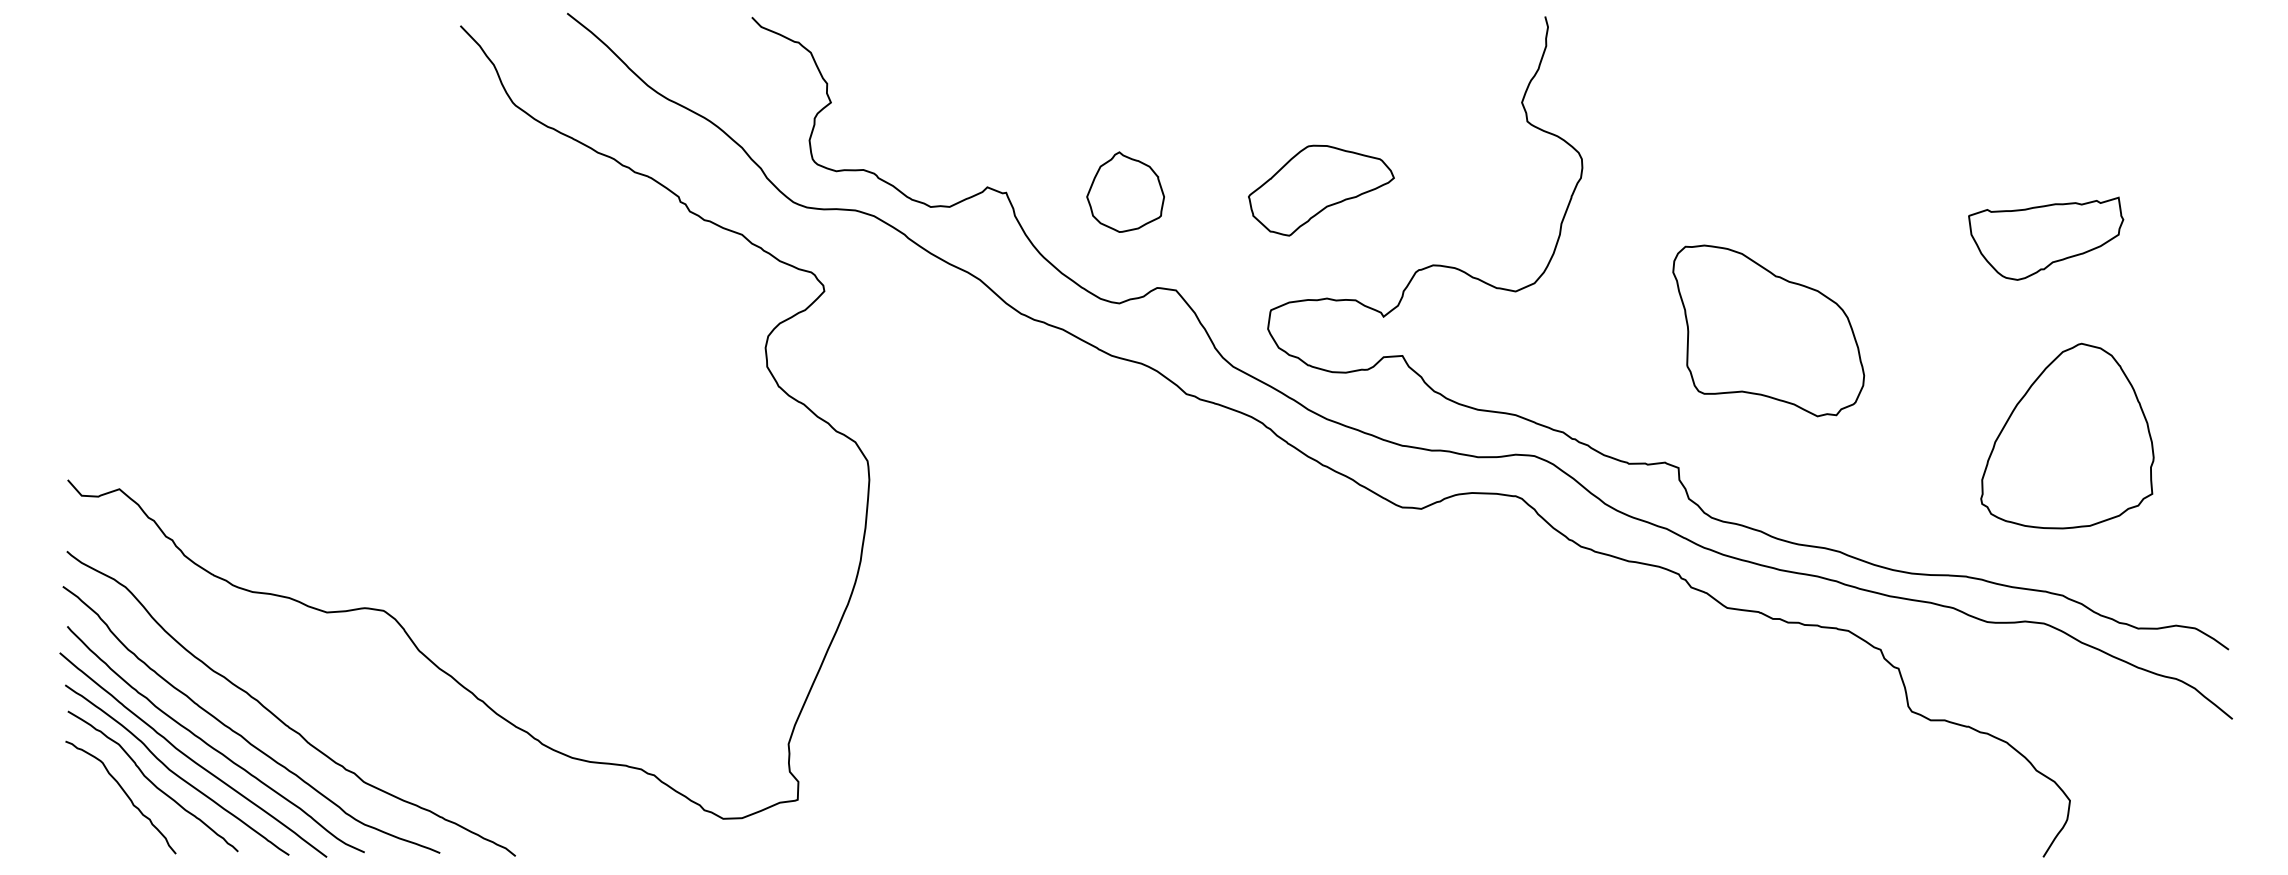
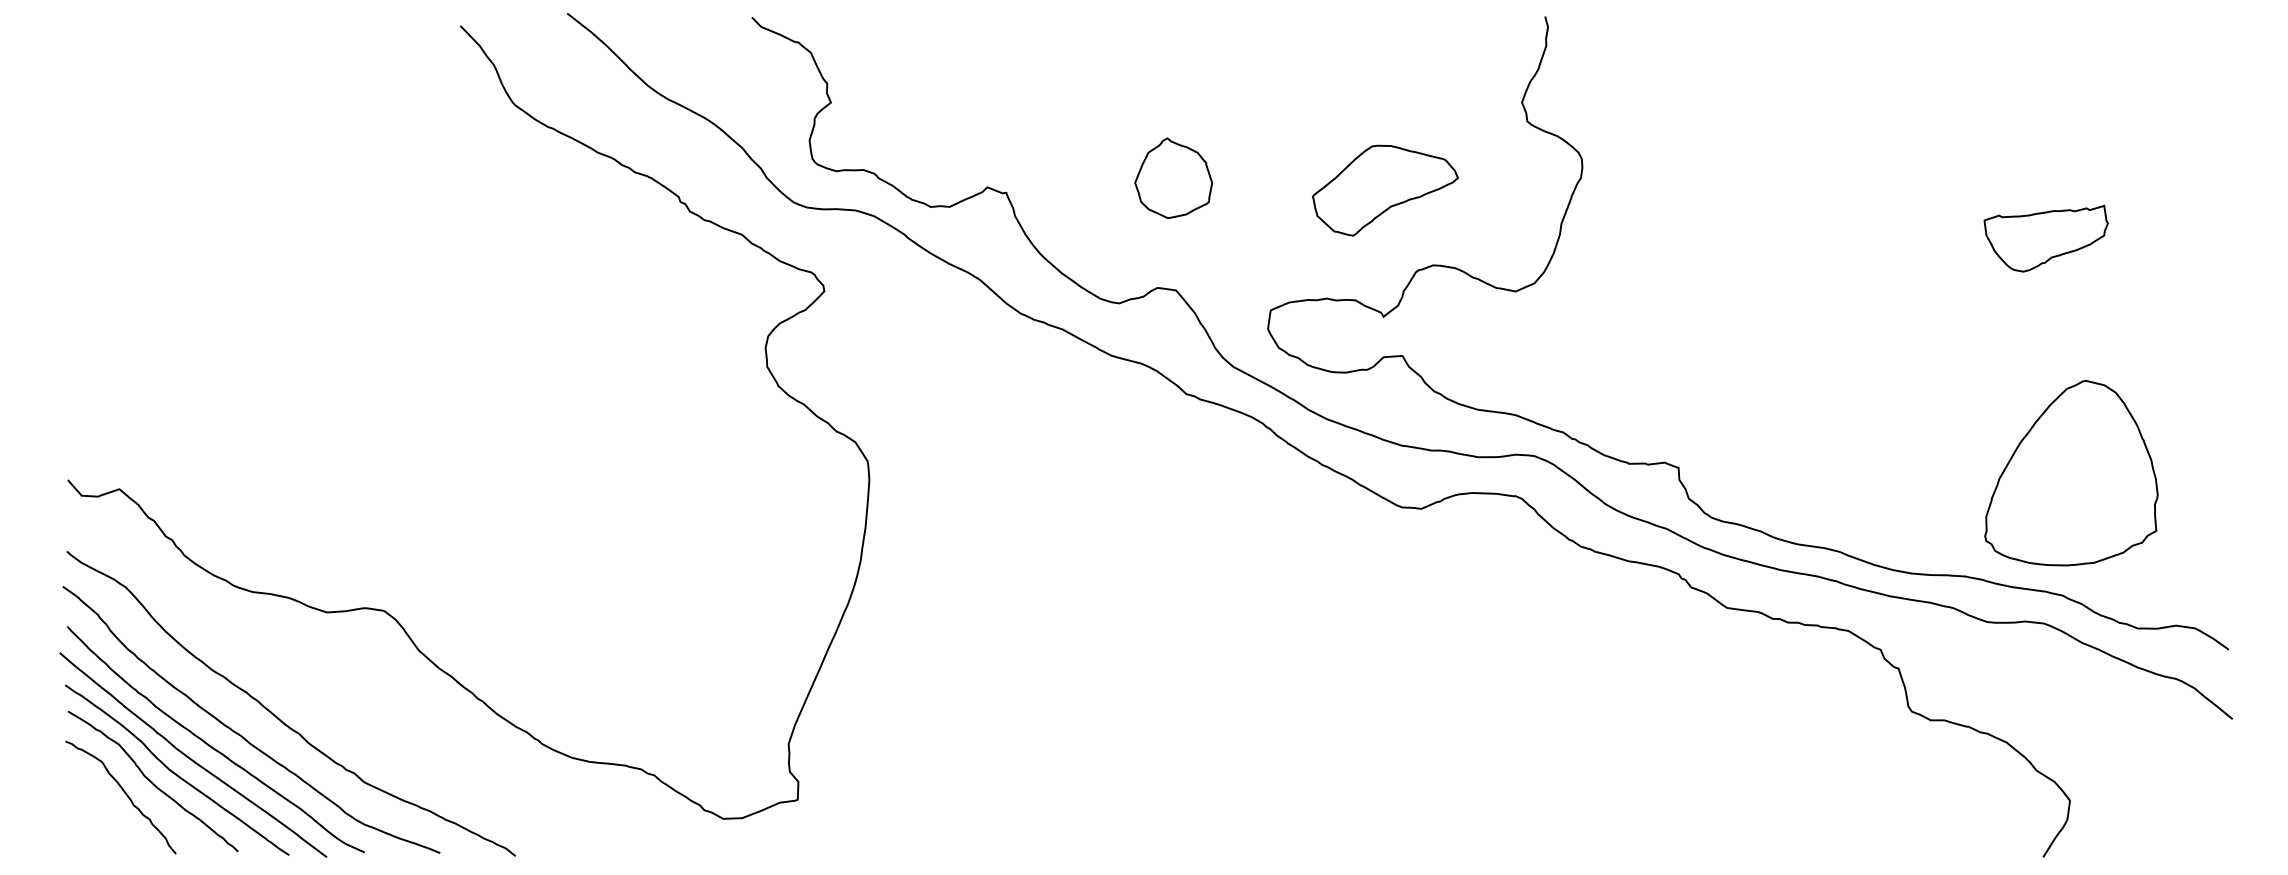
part position: (1321, 190) -> (1385, 190) (1385, 190)
part position: (1125, 191) -> (1173, 177) (1173, 177)
part size: 157x85 px -> 126x69 px (2045, 238)
part: present -> none (1768, 330)
part position: (2067, 435) -> (2071, 472) (2071, 472)
